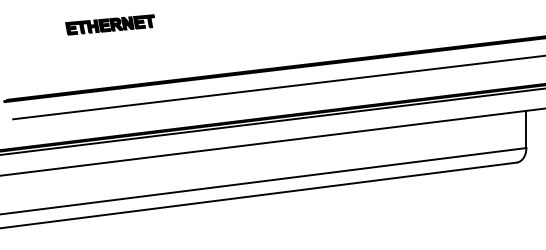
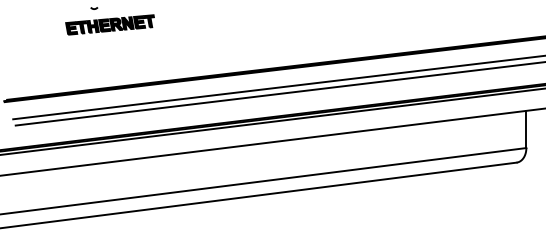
curve: none -> present (94, 8)
line: none -> present (278, 93)
